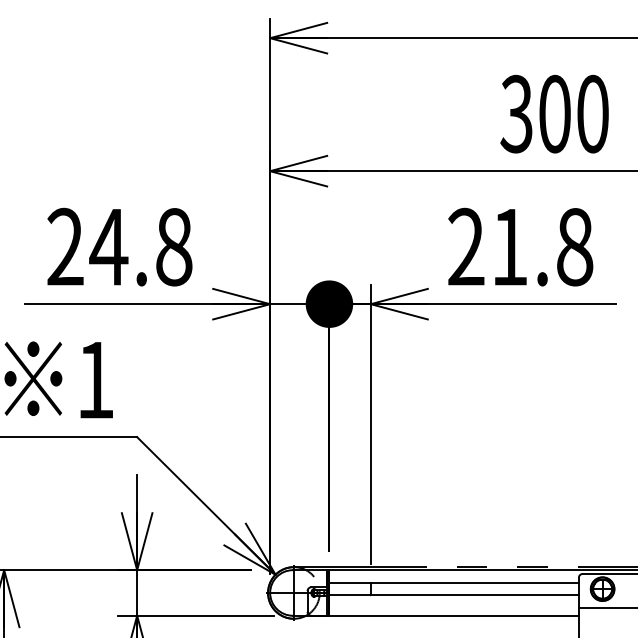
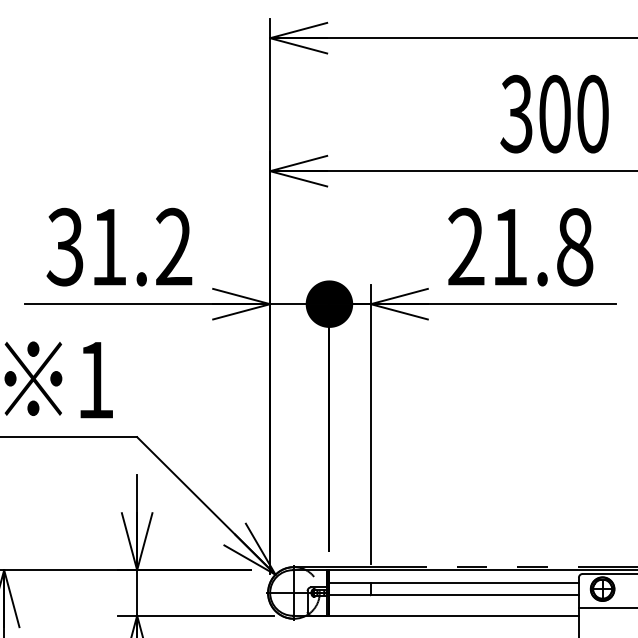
text: 24.8 -> 31.2 (119, 246)
